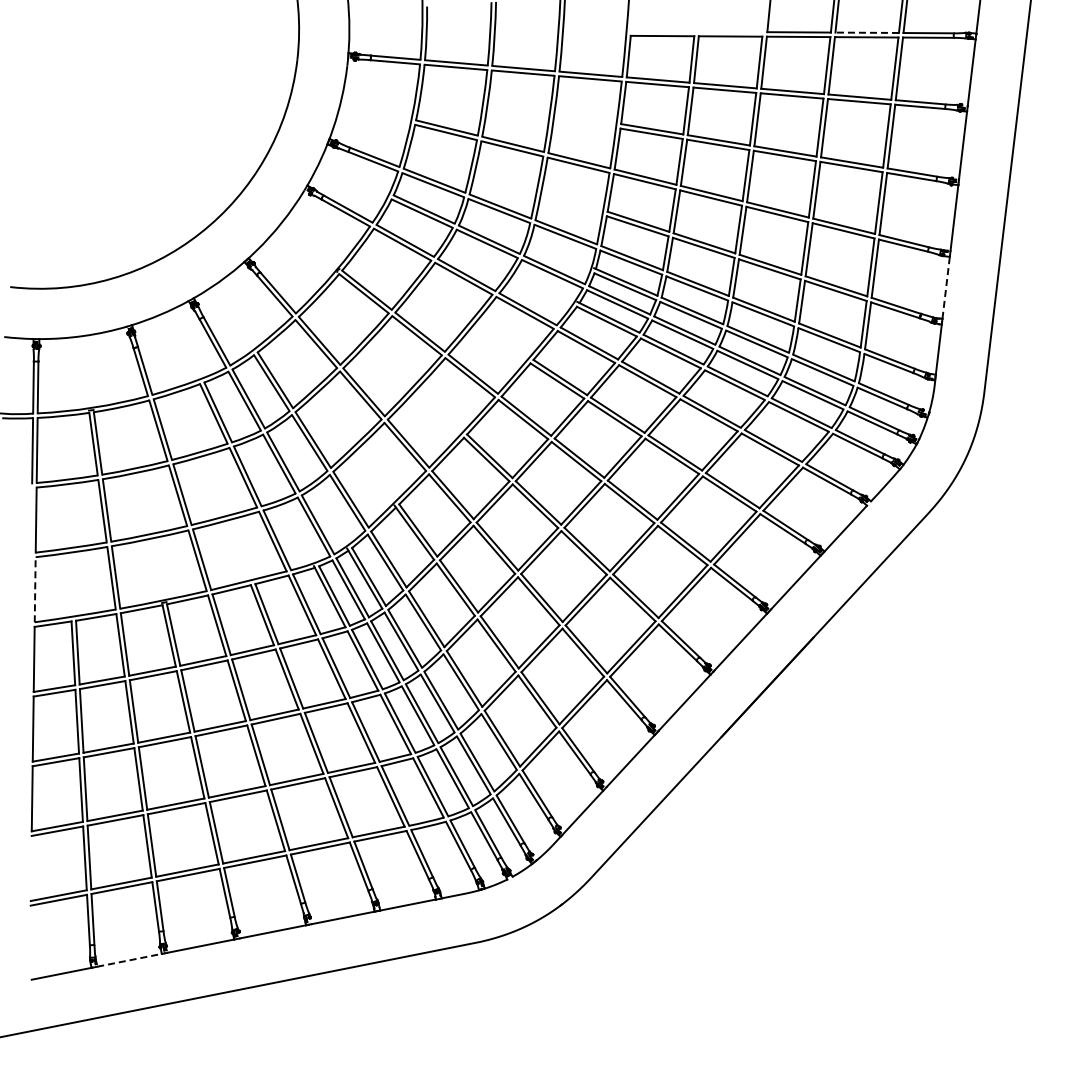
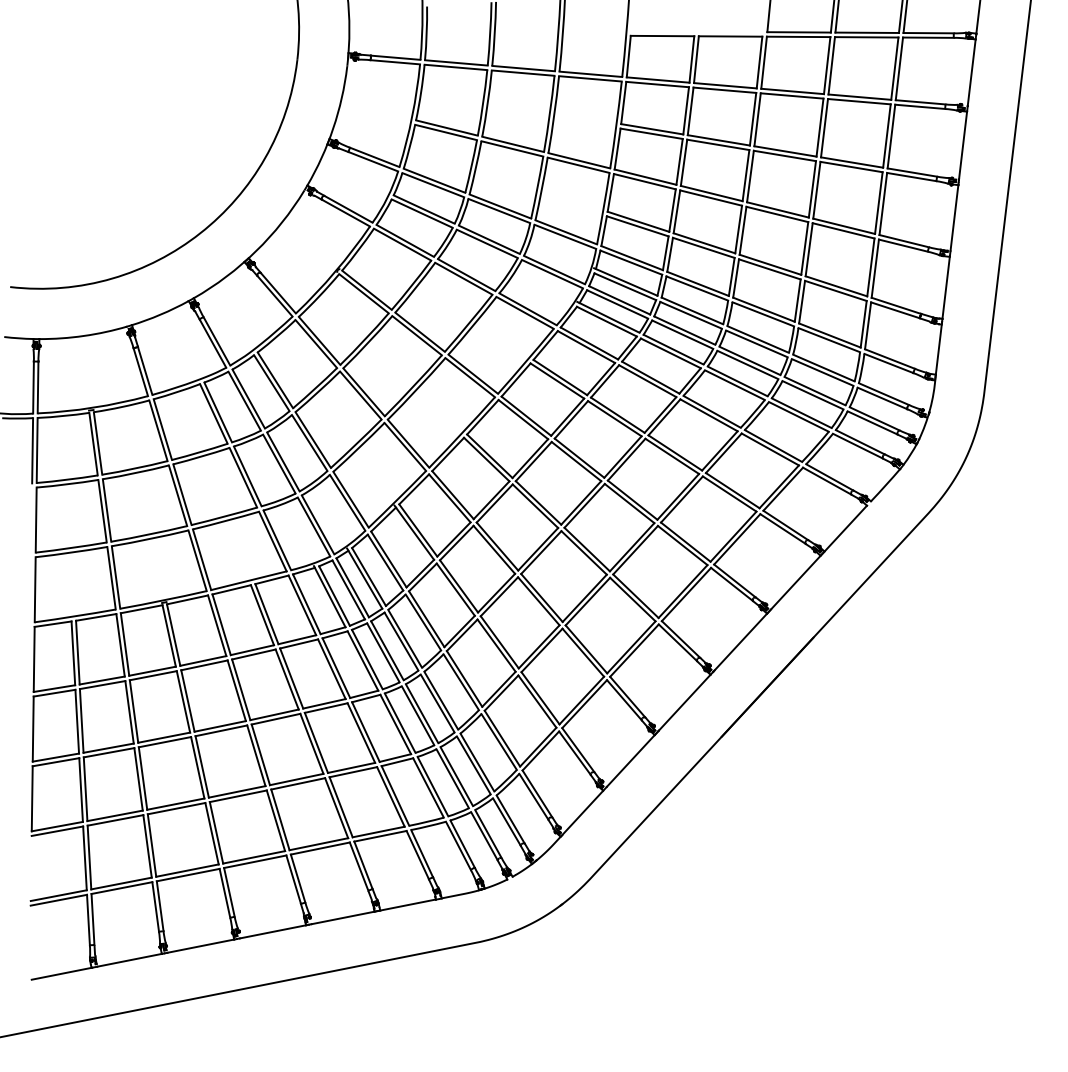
line: dashed -> solid (867, 32)
line: dashed -> solid (946, 287)
line: dashed -> solid (35, 589)
line: dashed -> solid (129, 960)
